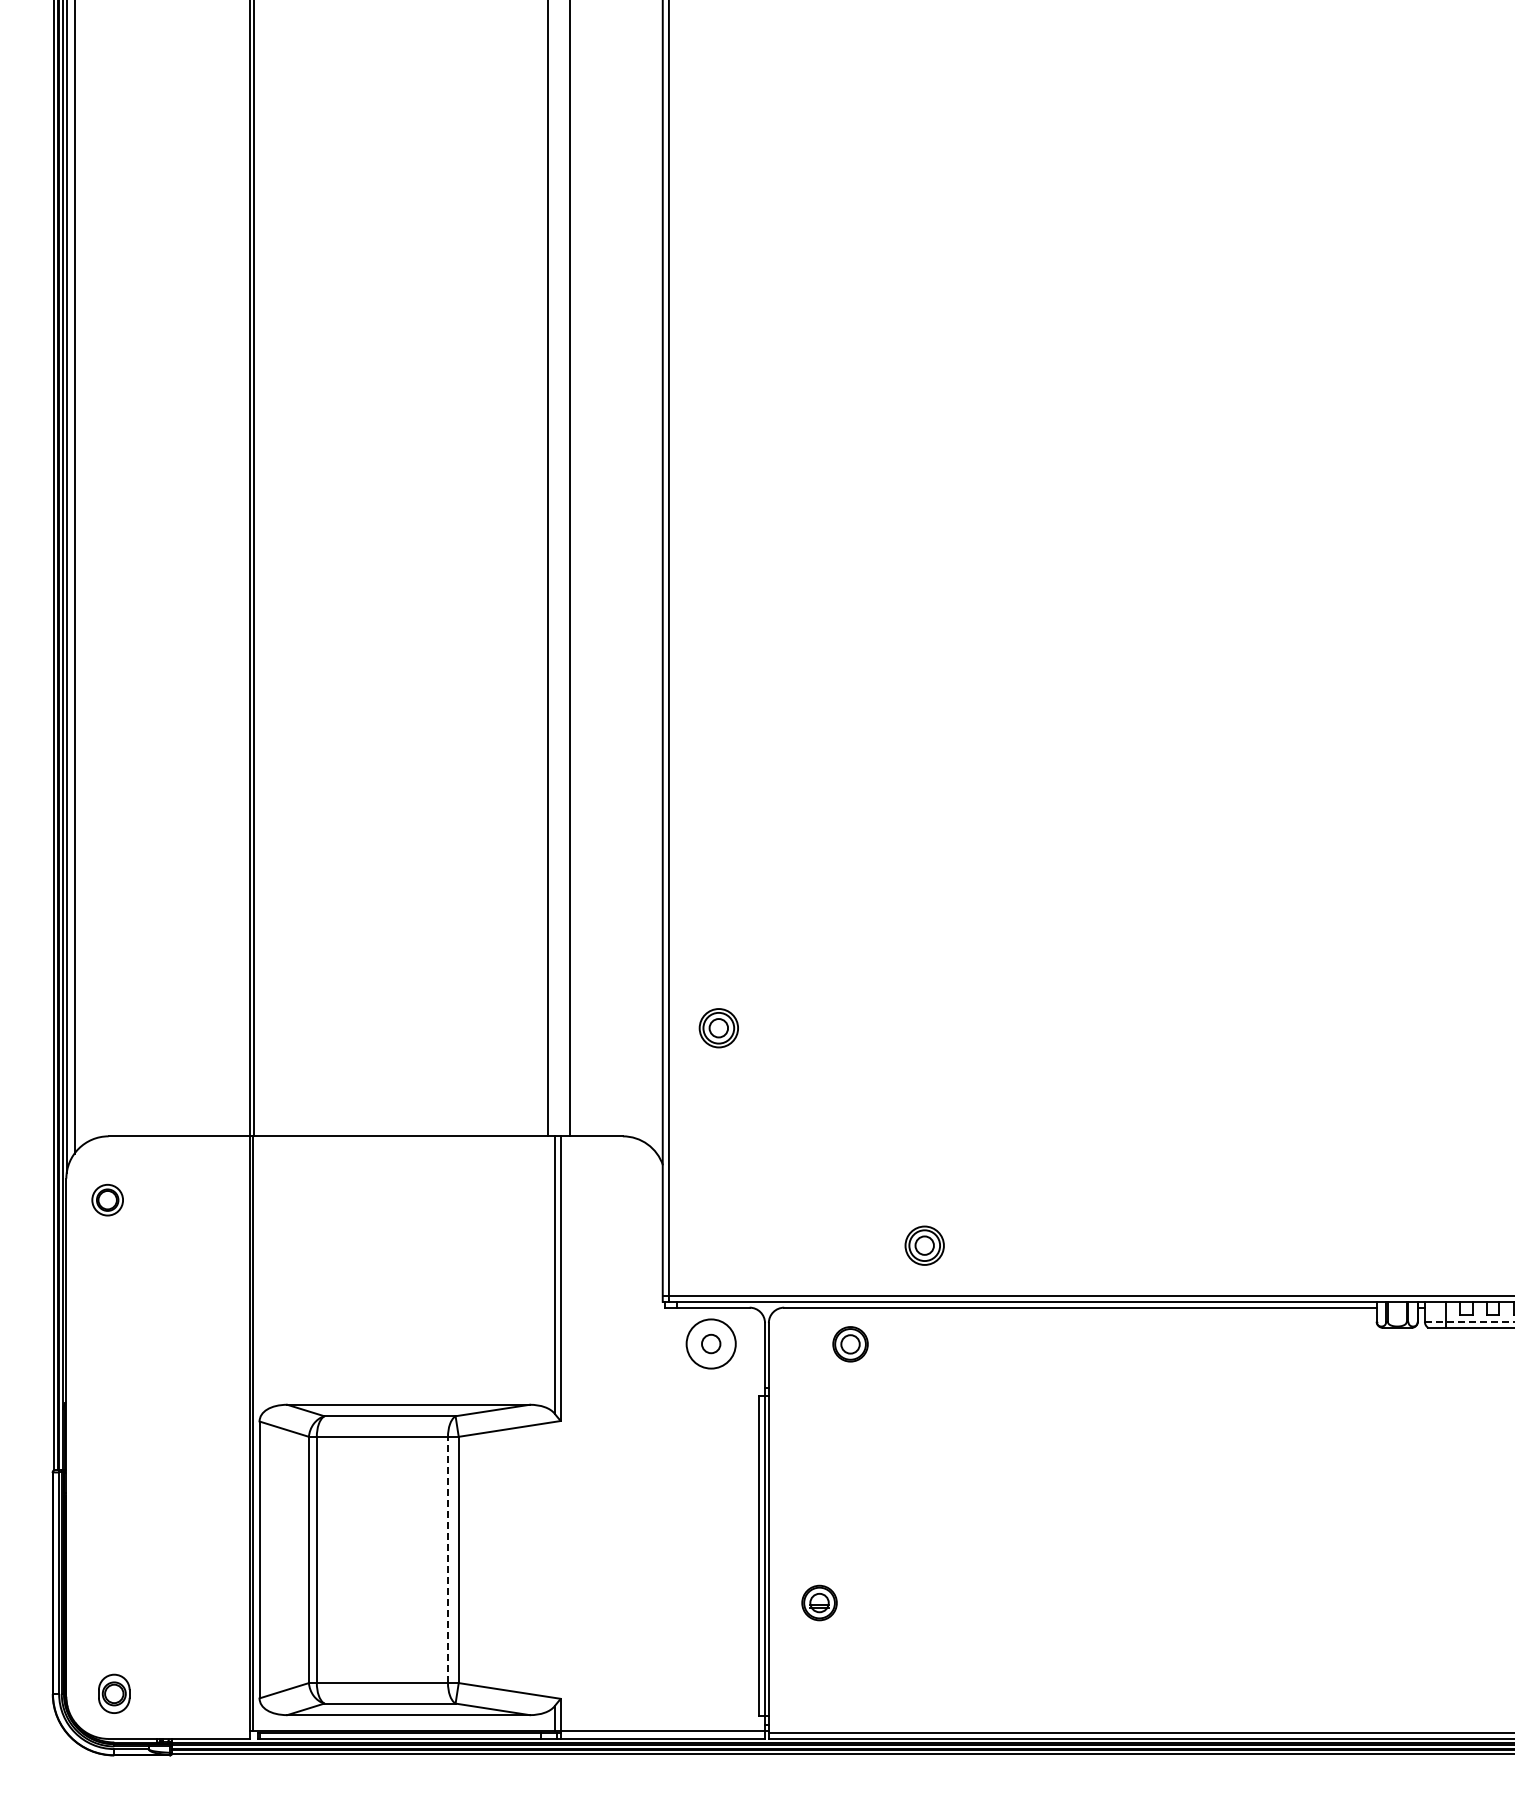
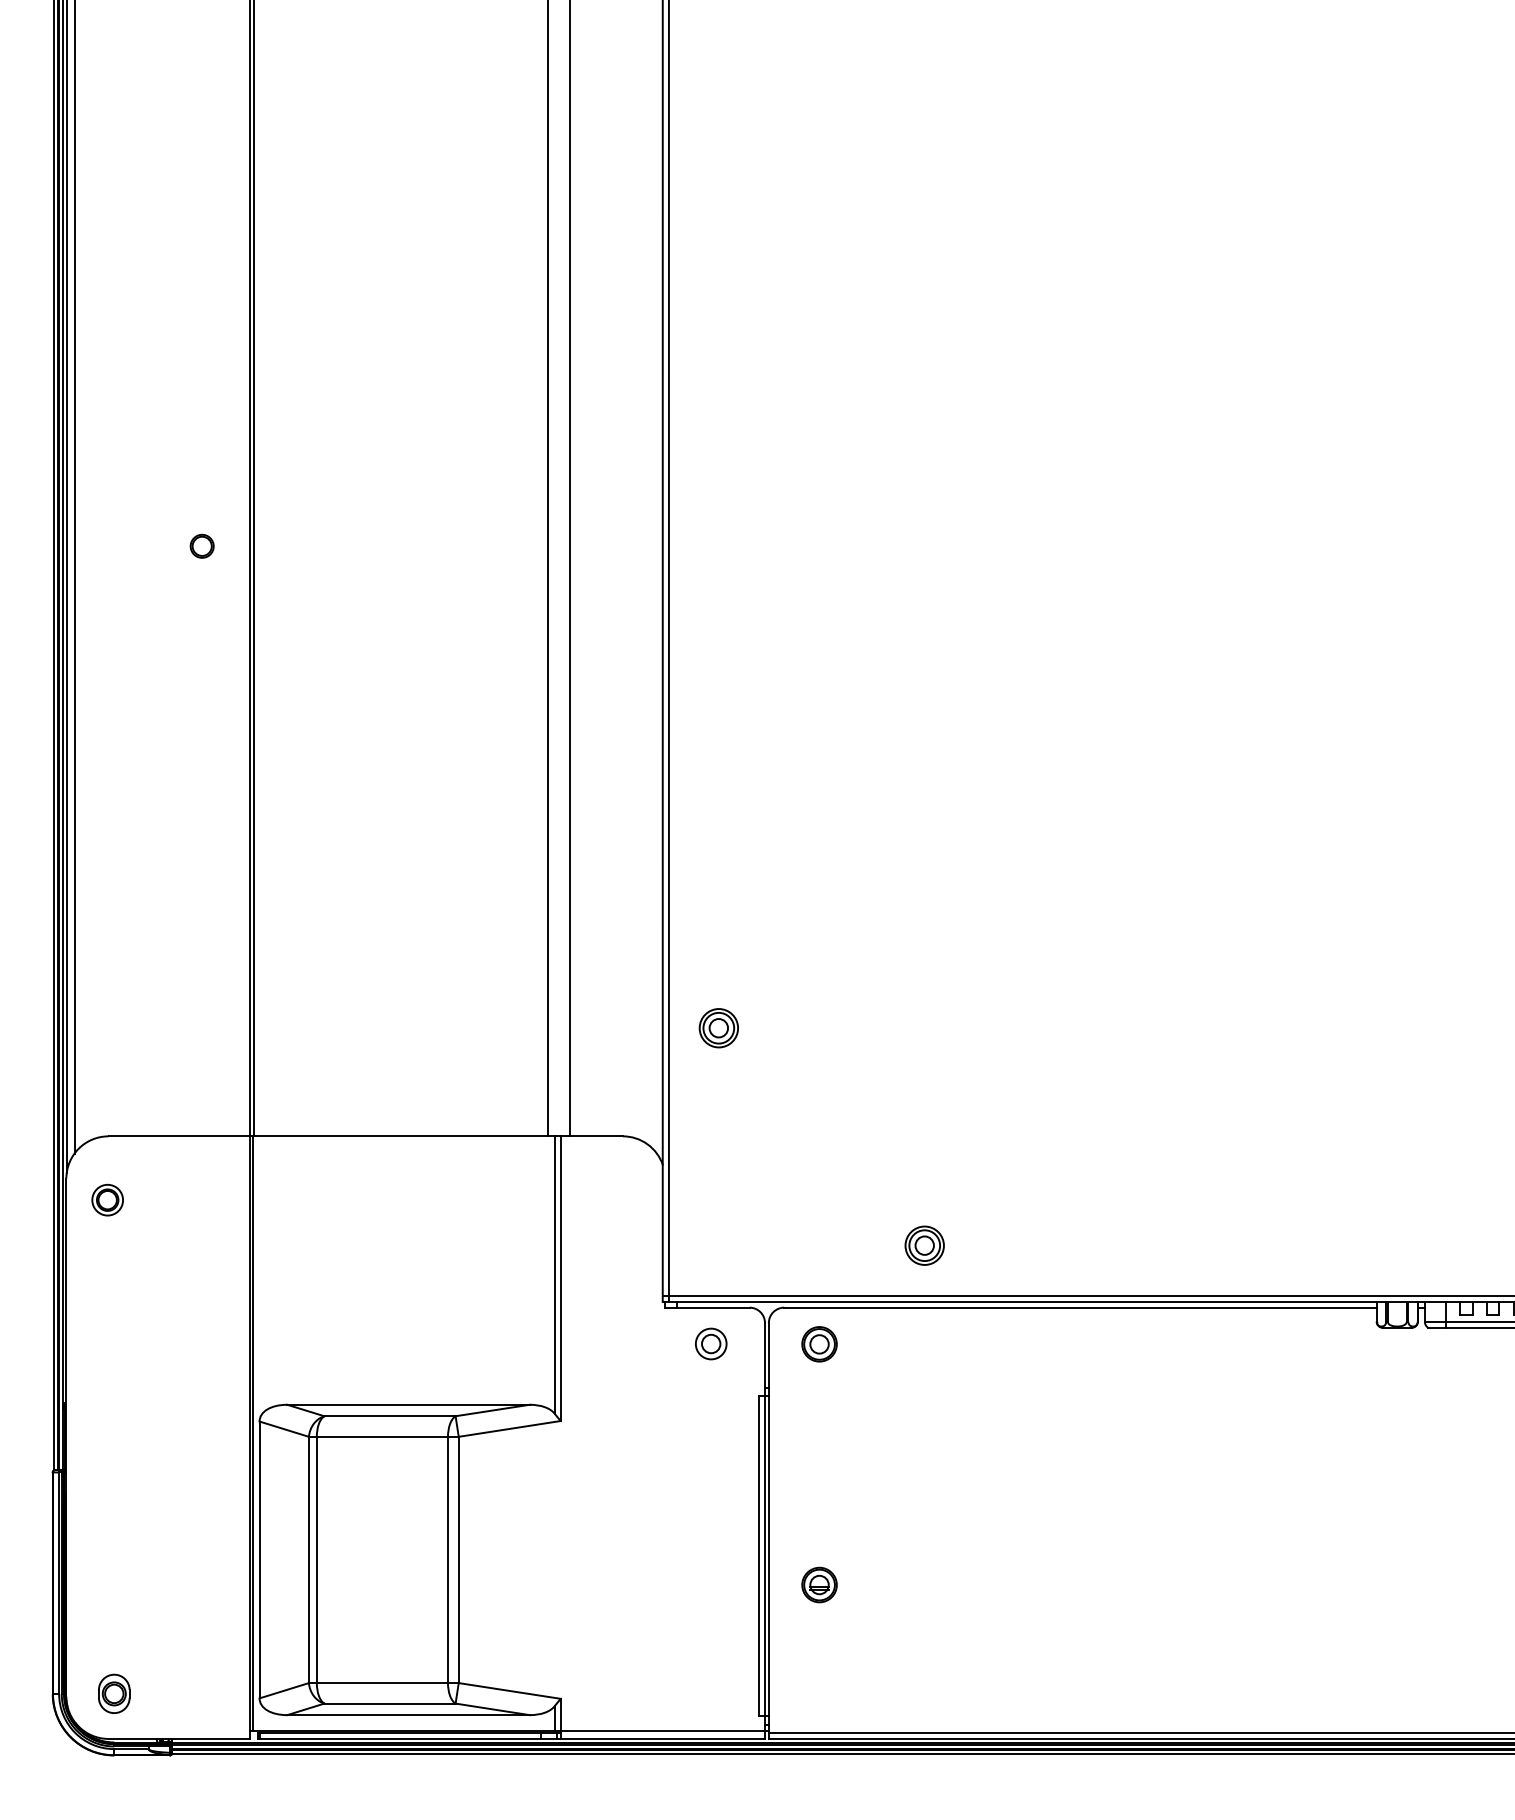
part: none -> present (201, 545)
line: dashed -> solid (1469, 1321)
circle diameter: 49 px -> 31 px (710, 1343)
part position: (850, 1344) -> (819, 1344) (819, 1344)
line: dashed -> solid (447, 1559)
part position: (819, 1602) -> (819, 1584) (819, 1584)
